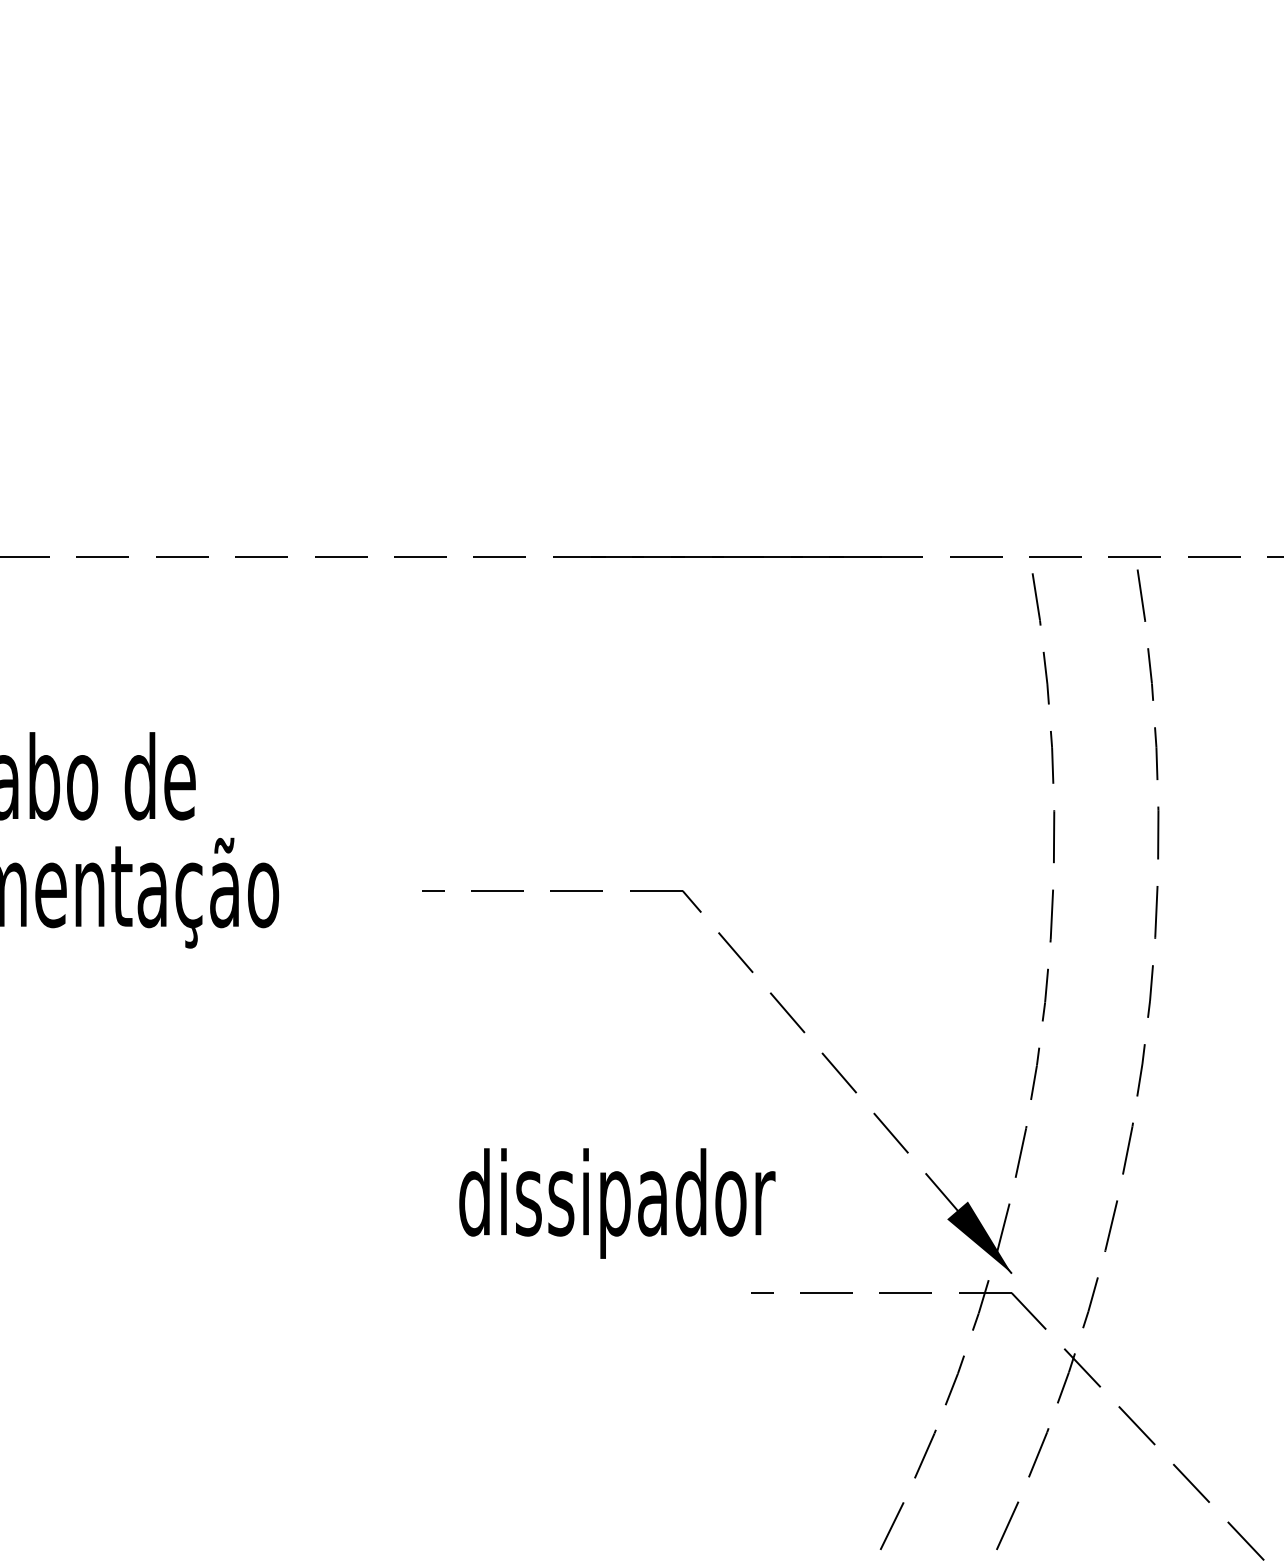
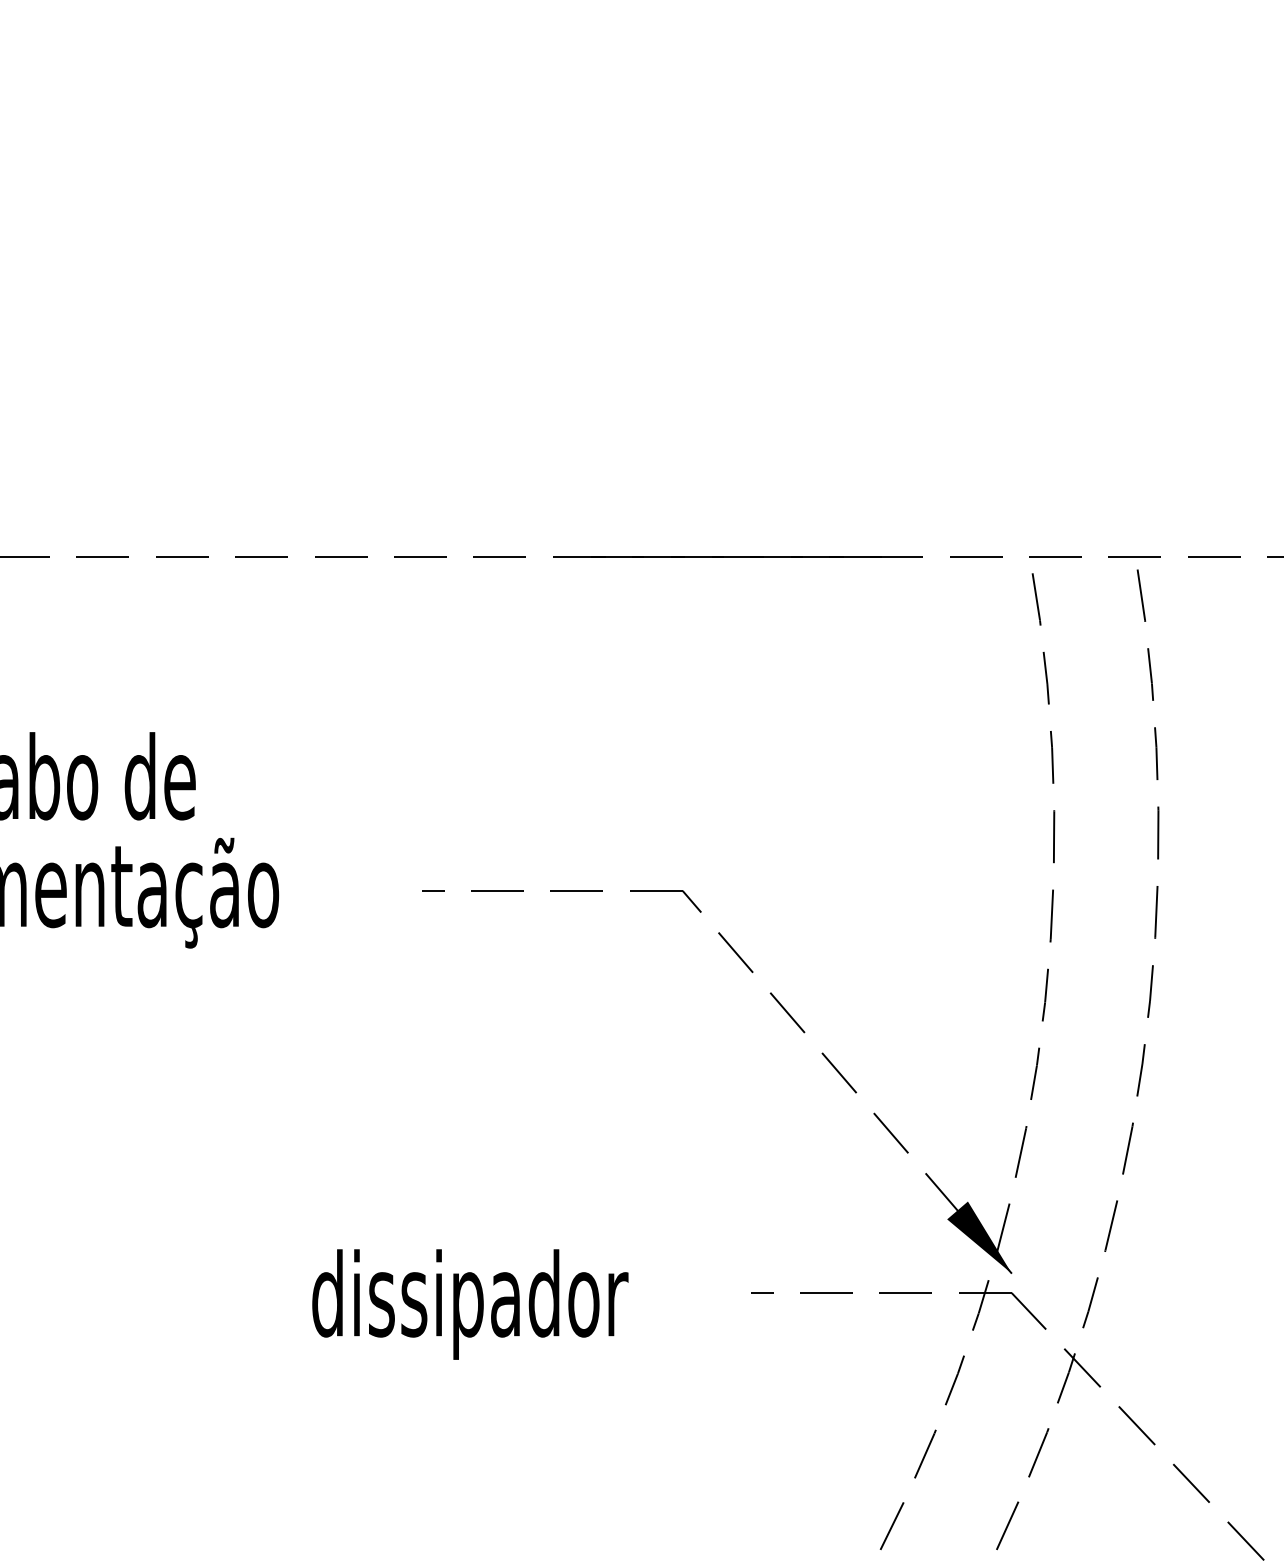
text position: (617, 1203) -> (470, 1304) (470, 1304)
